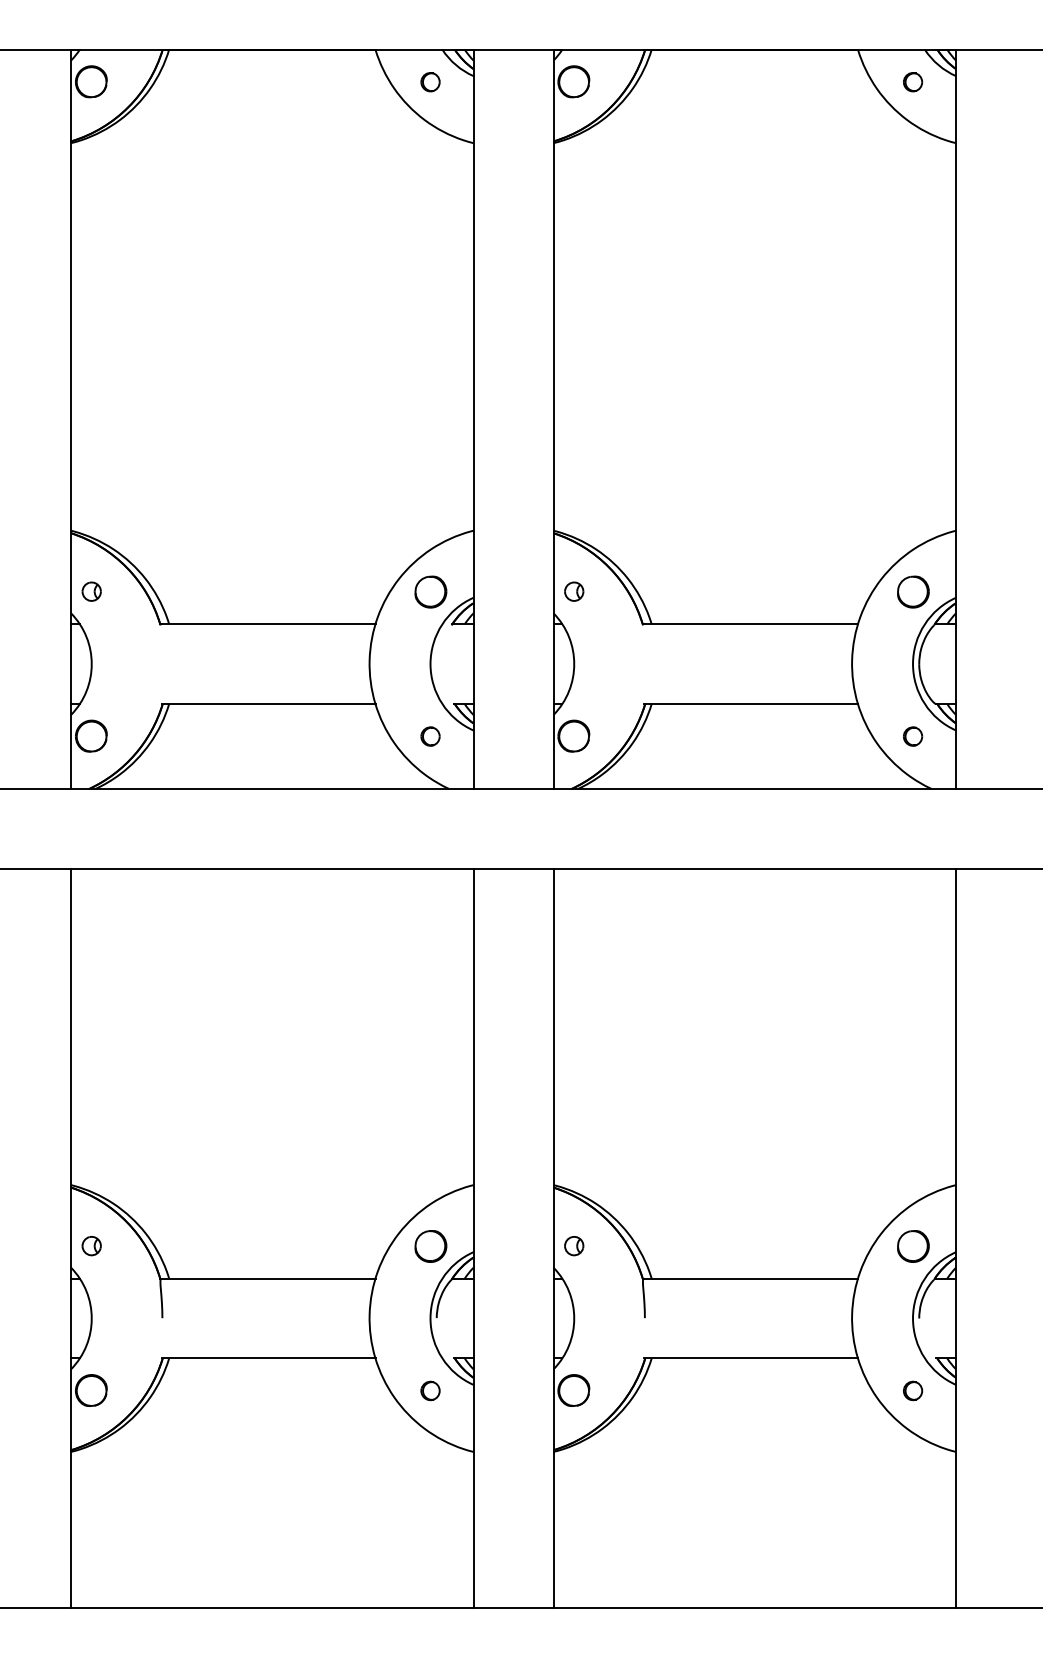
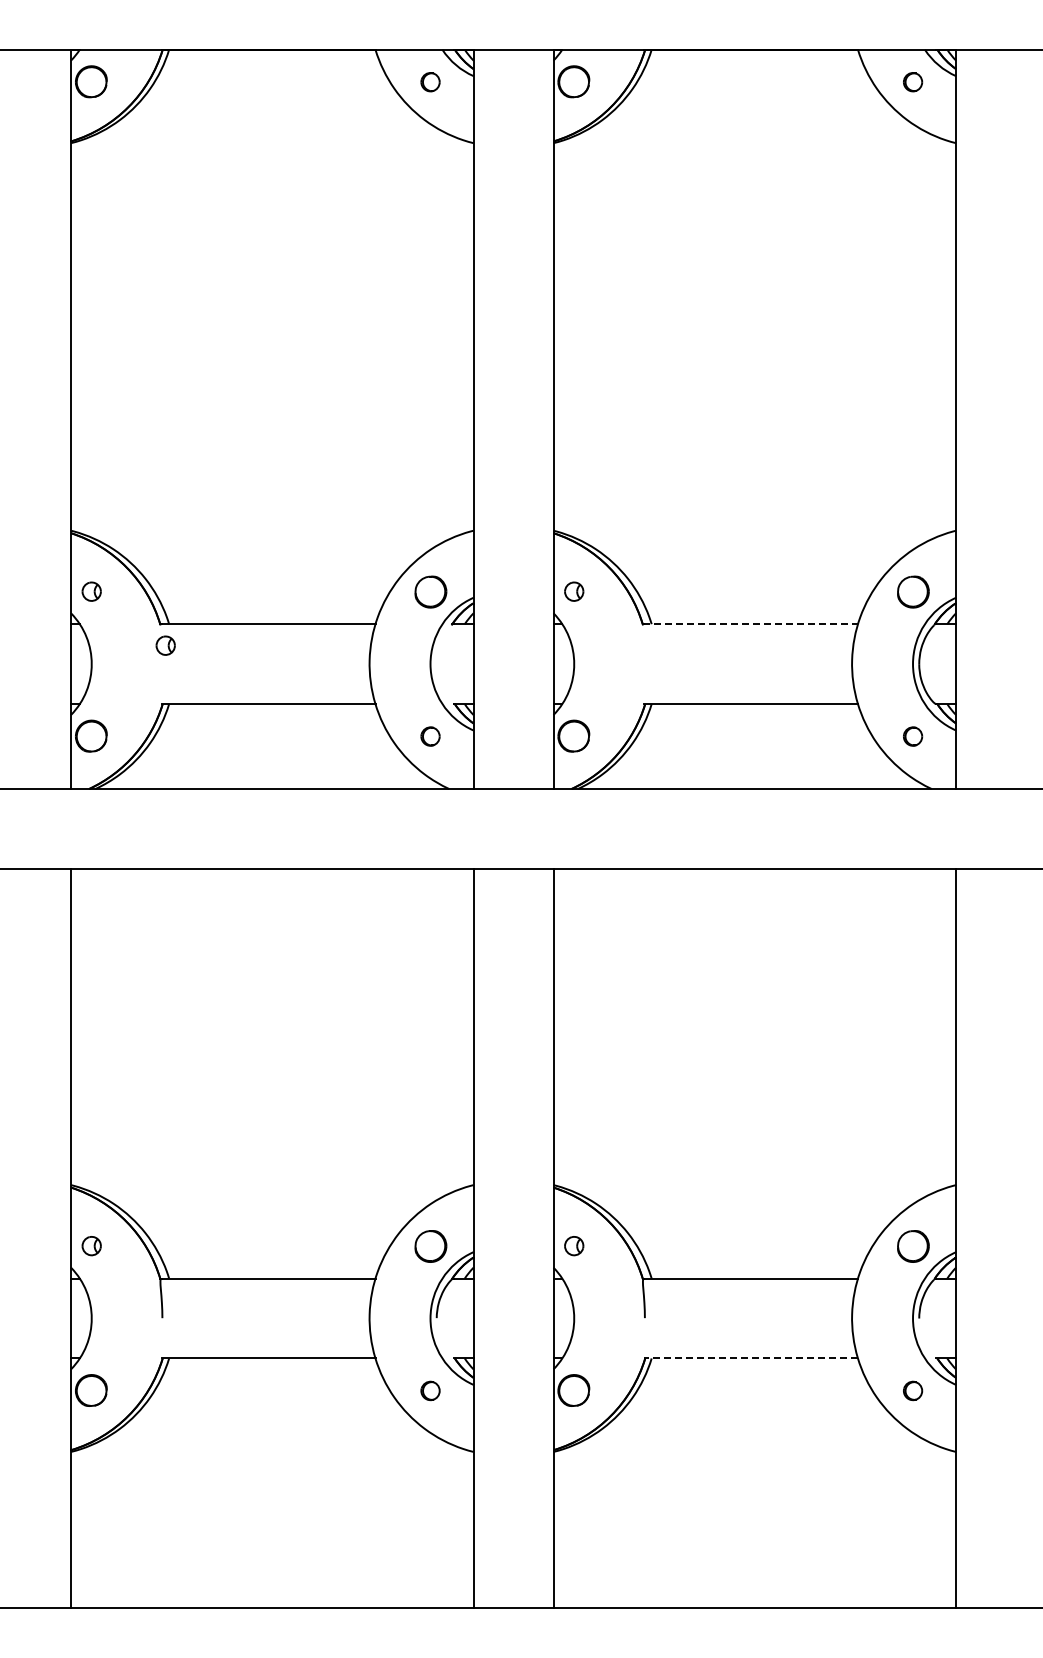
line: solid -> dashed (750, 624)
part: none -> present (165, 645)
line: solid -> dashed (751, 1358)
